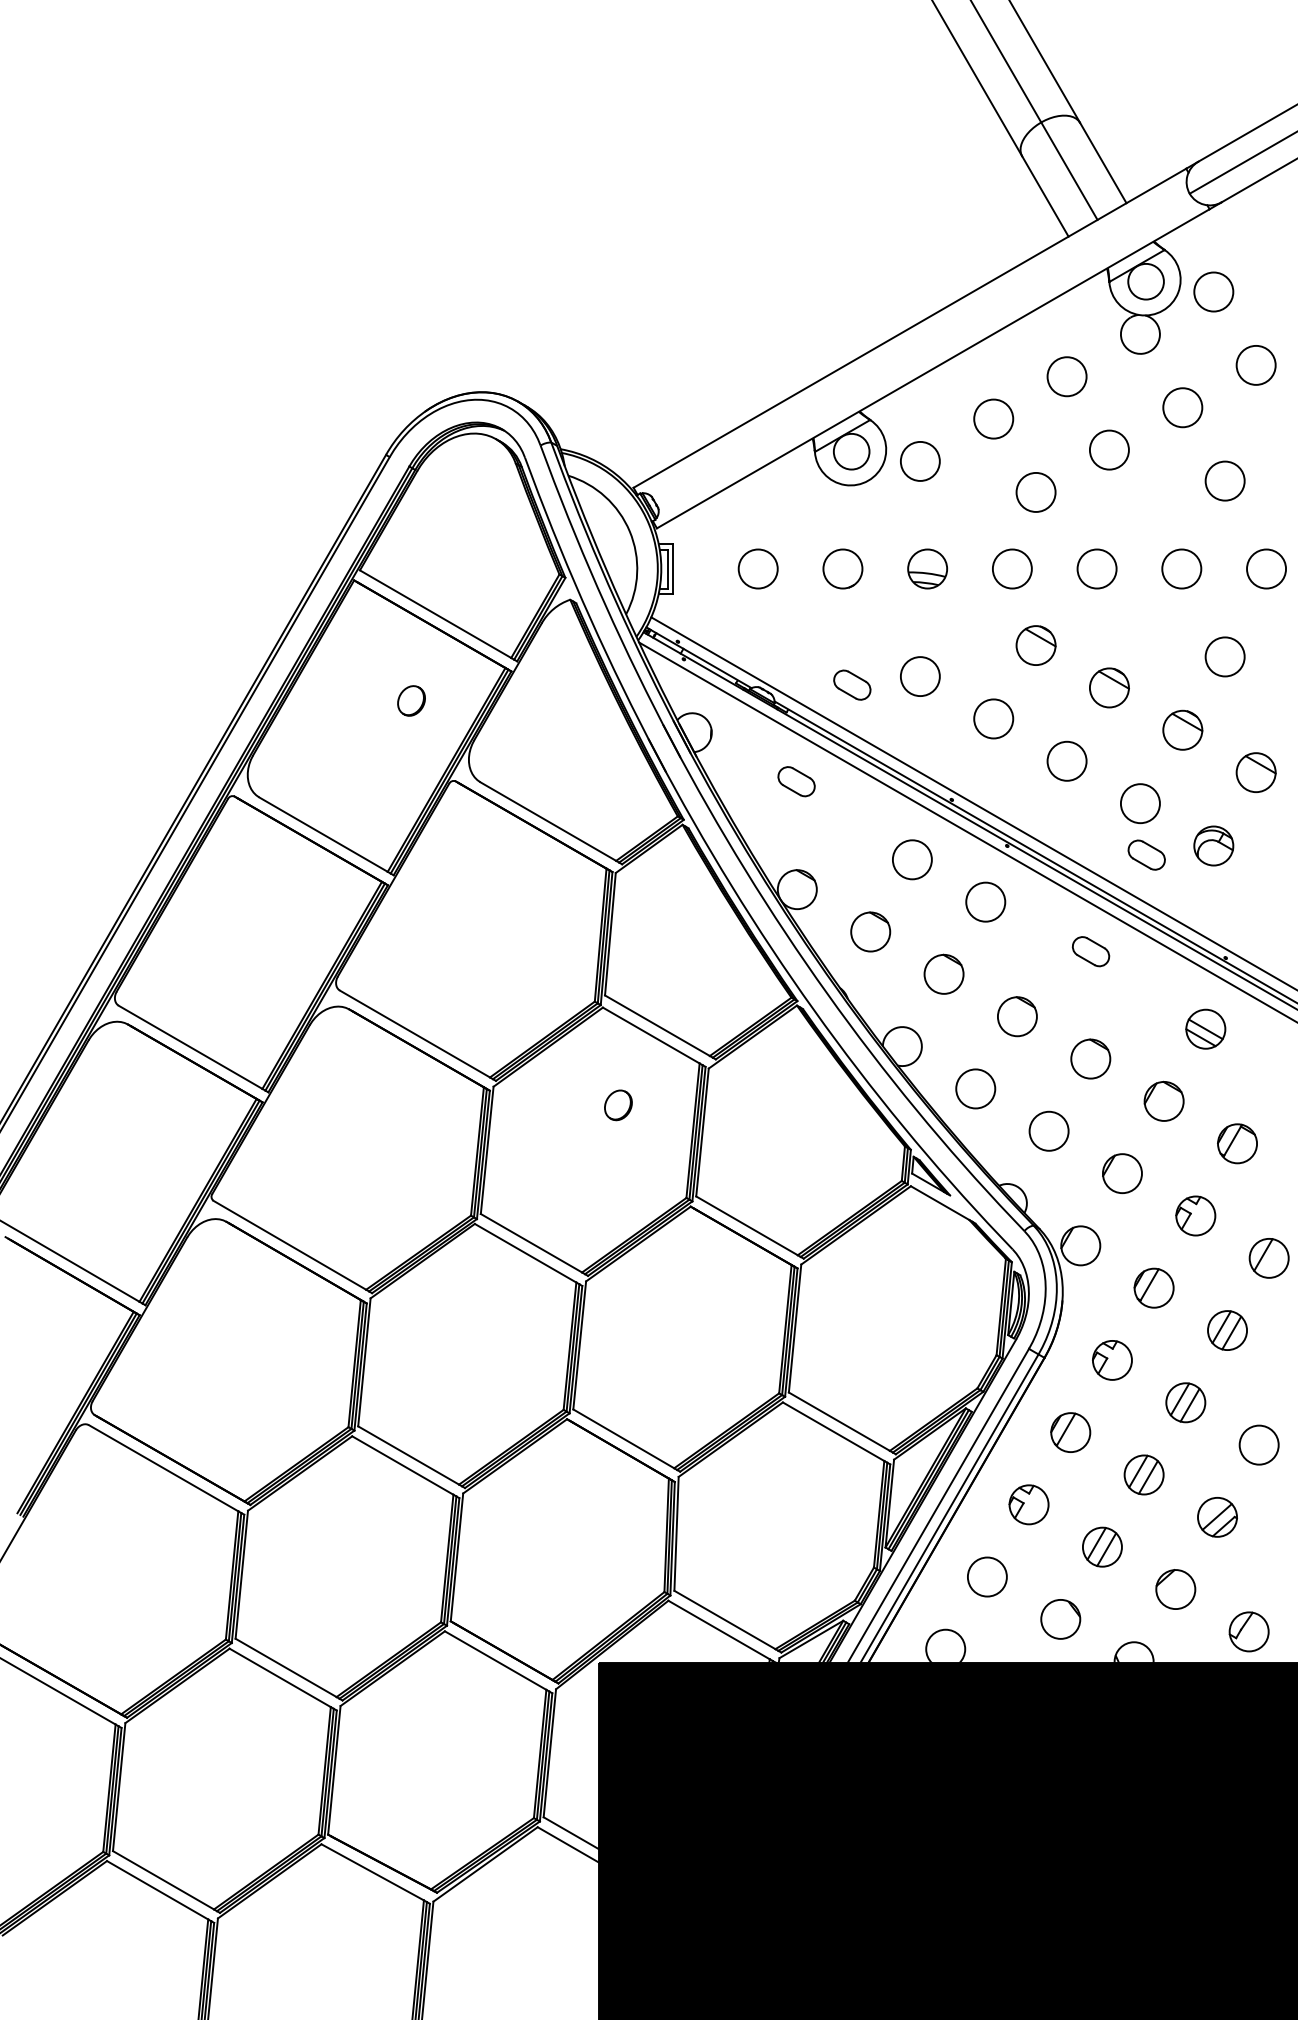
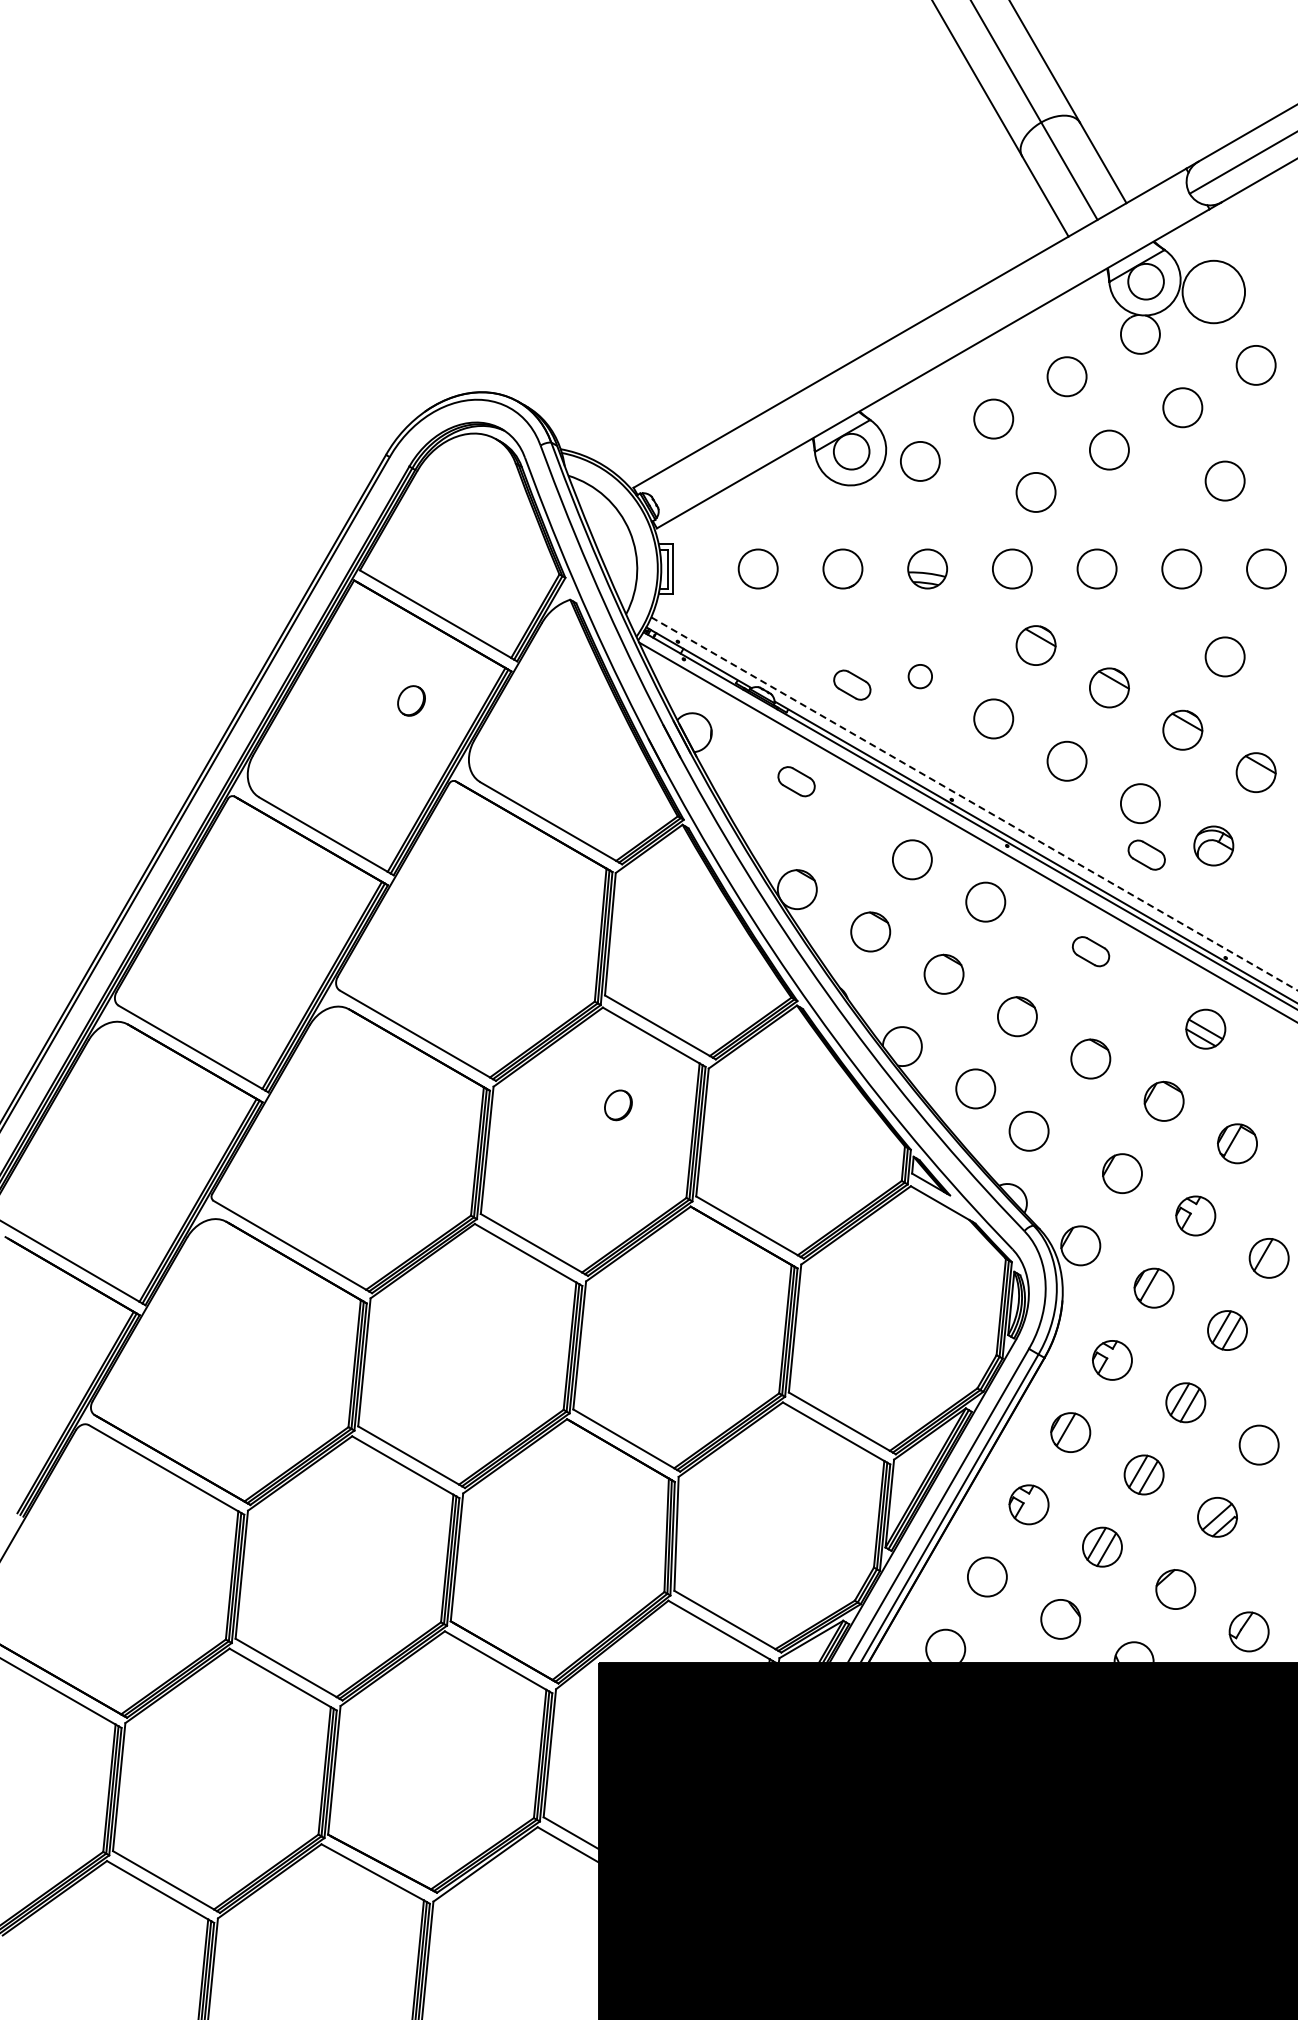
circle diameter: 39 px -> 62 px (1213, 291)
circle diameter: 39 px -> 23 px (920, 676)
line: solid -> dashed (974, 803)
circle position: (1048, 1130) -> (1028, 1130) (1028, 1130)
